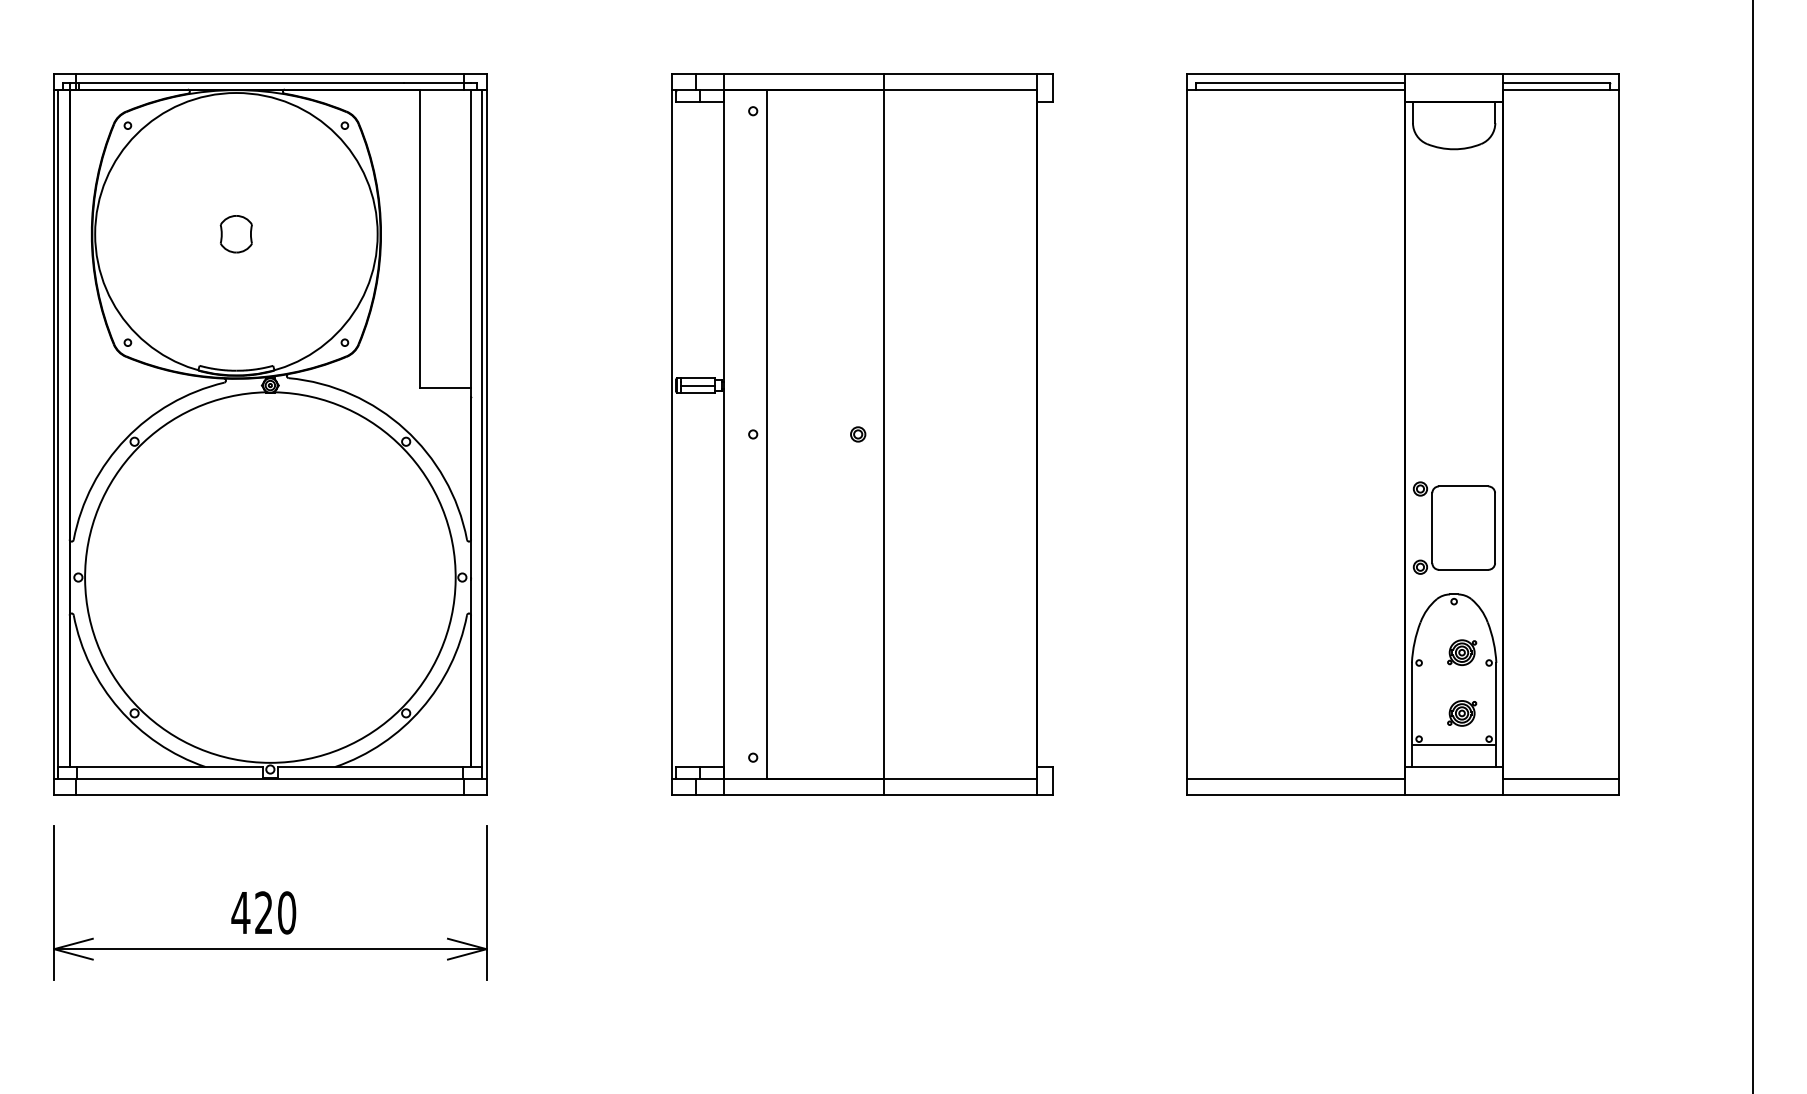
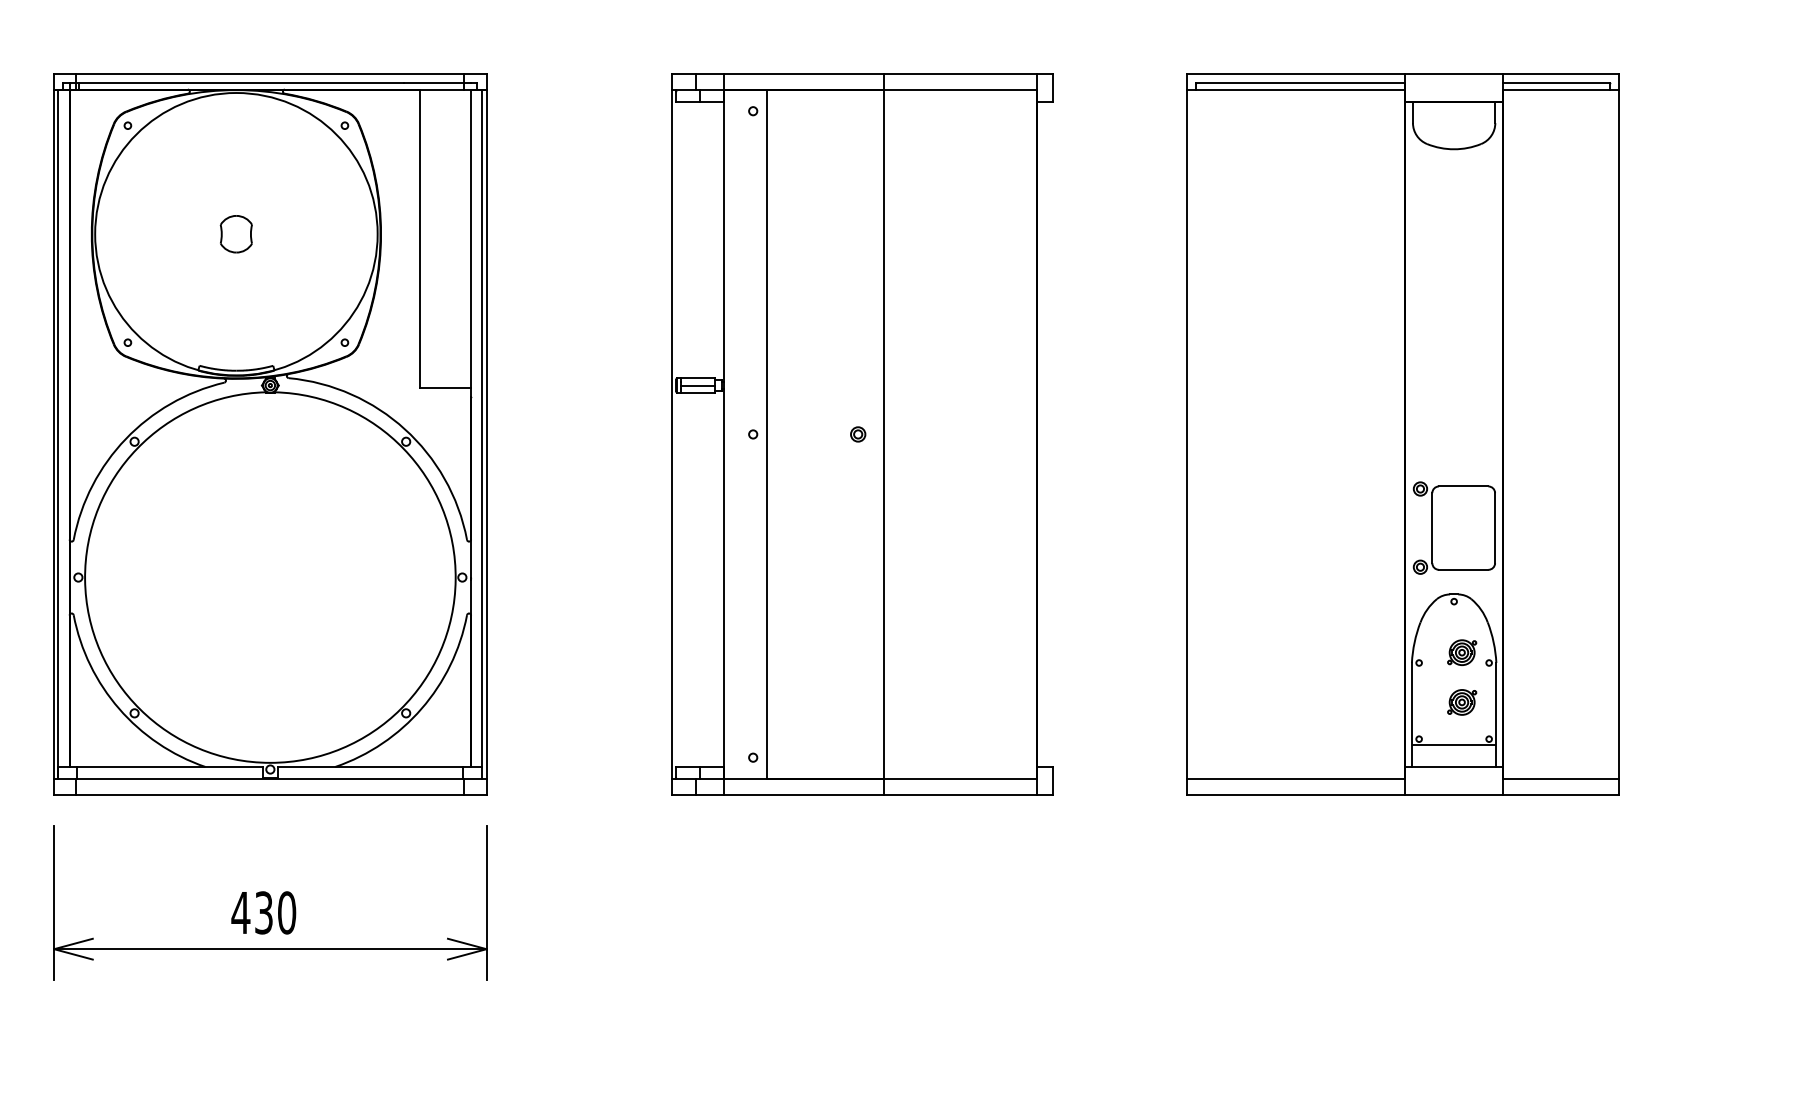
line: present -> none (1752, 546)
part position: (1462, 713) -> (1462, 702) (1462, 702)
text: 420 -> 430 (263, 912)
